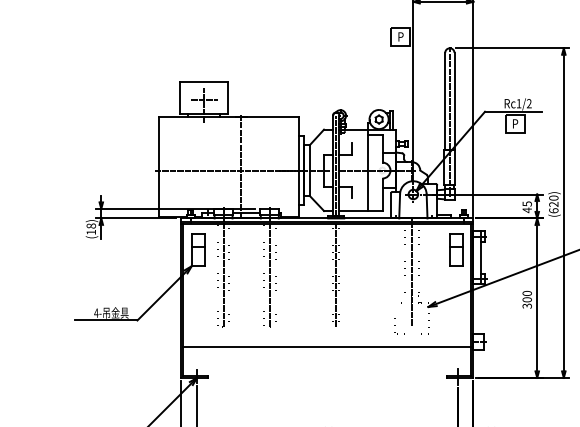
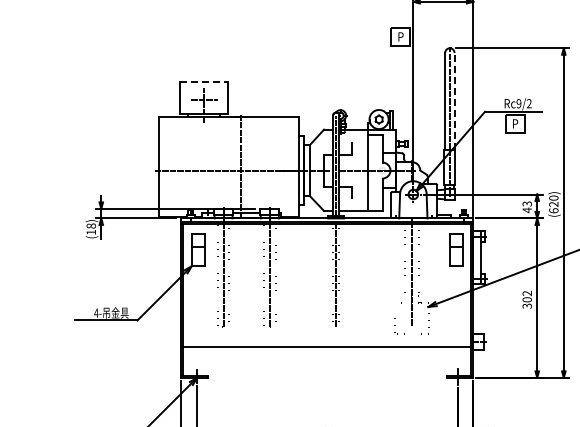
line: solid -> dashed (204, 81)
line: solid -> dashed (454, 100)
text: Rc1/2 -> Rc9/2 (518, 103)
text: 45 -> 43 (526, 203)
text: 300 -> 302 (526, 293)
